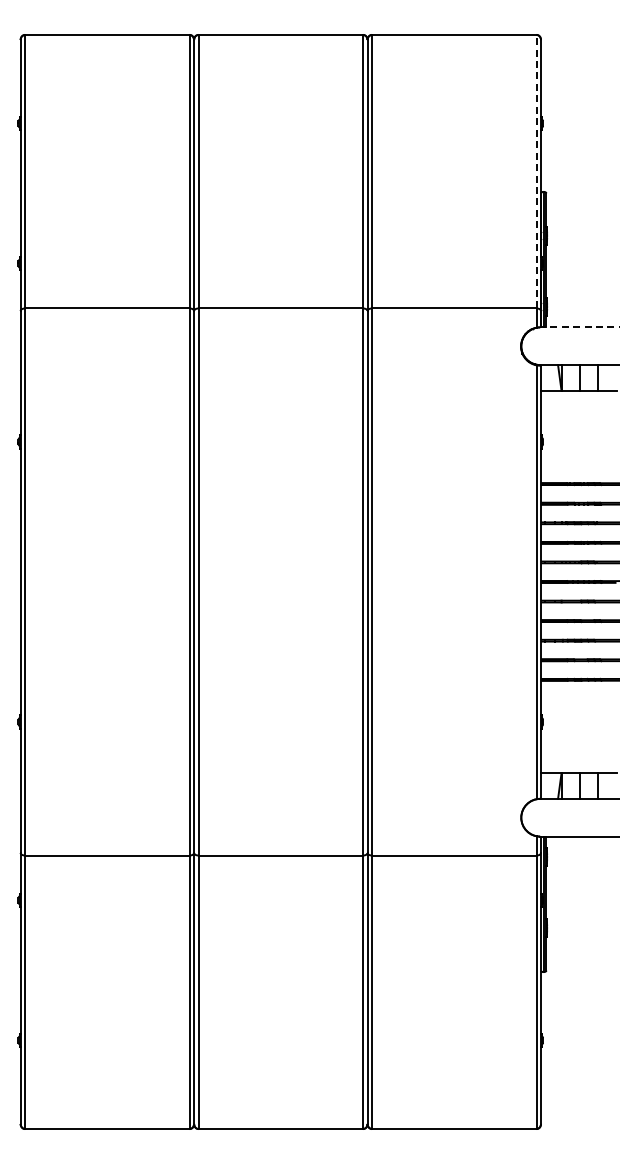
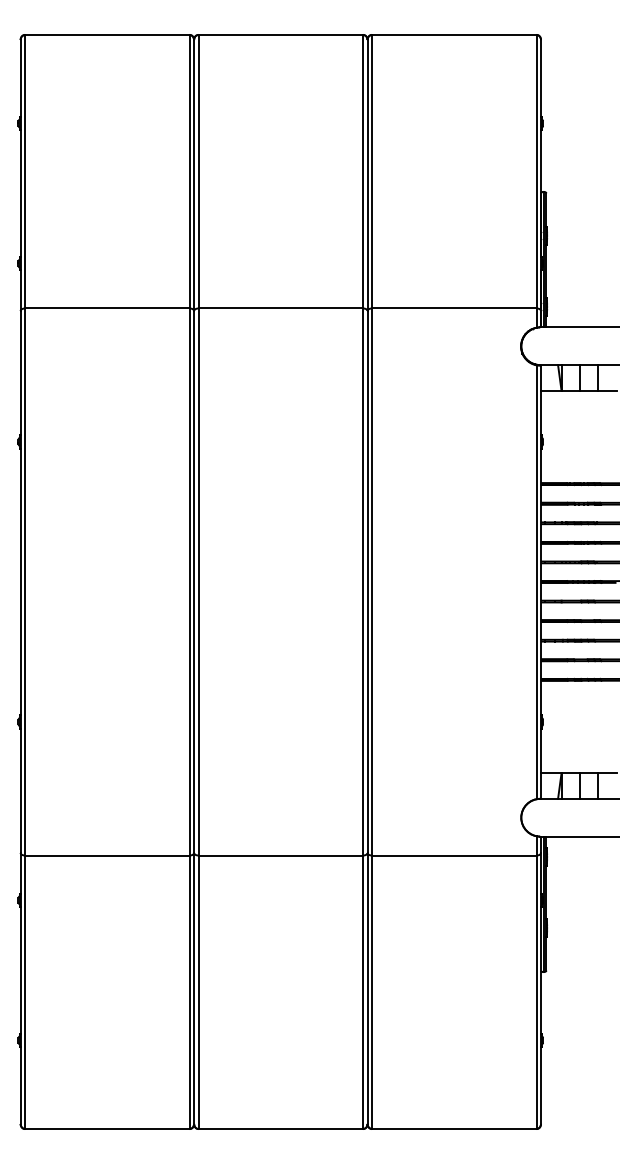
line: dashed -> solid (536, 171)
line: dashed -> solid (579, 327)
